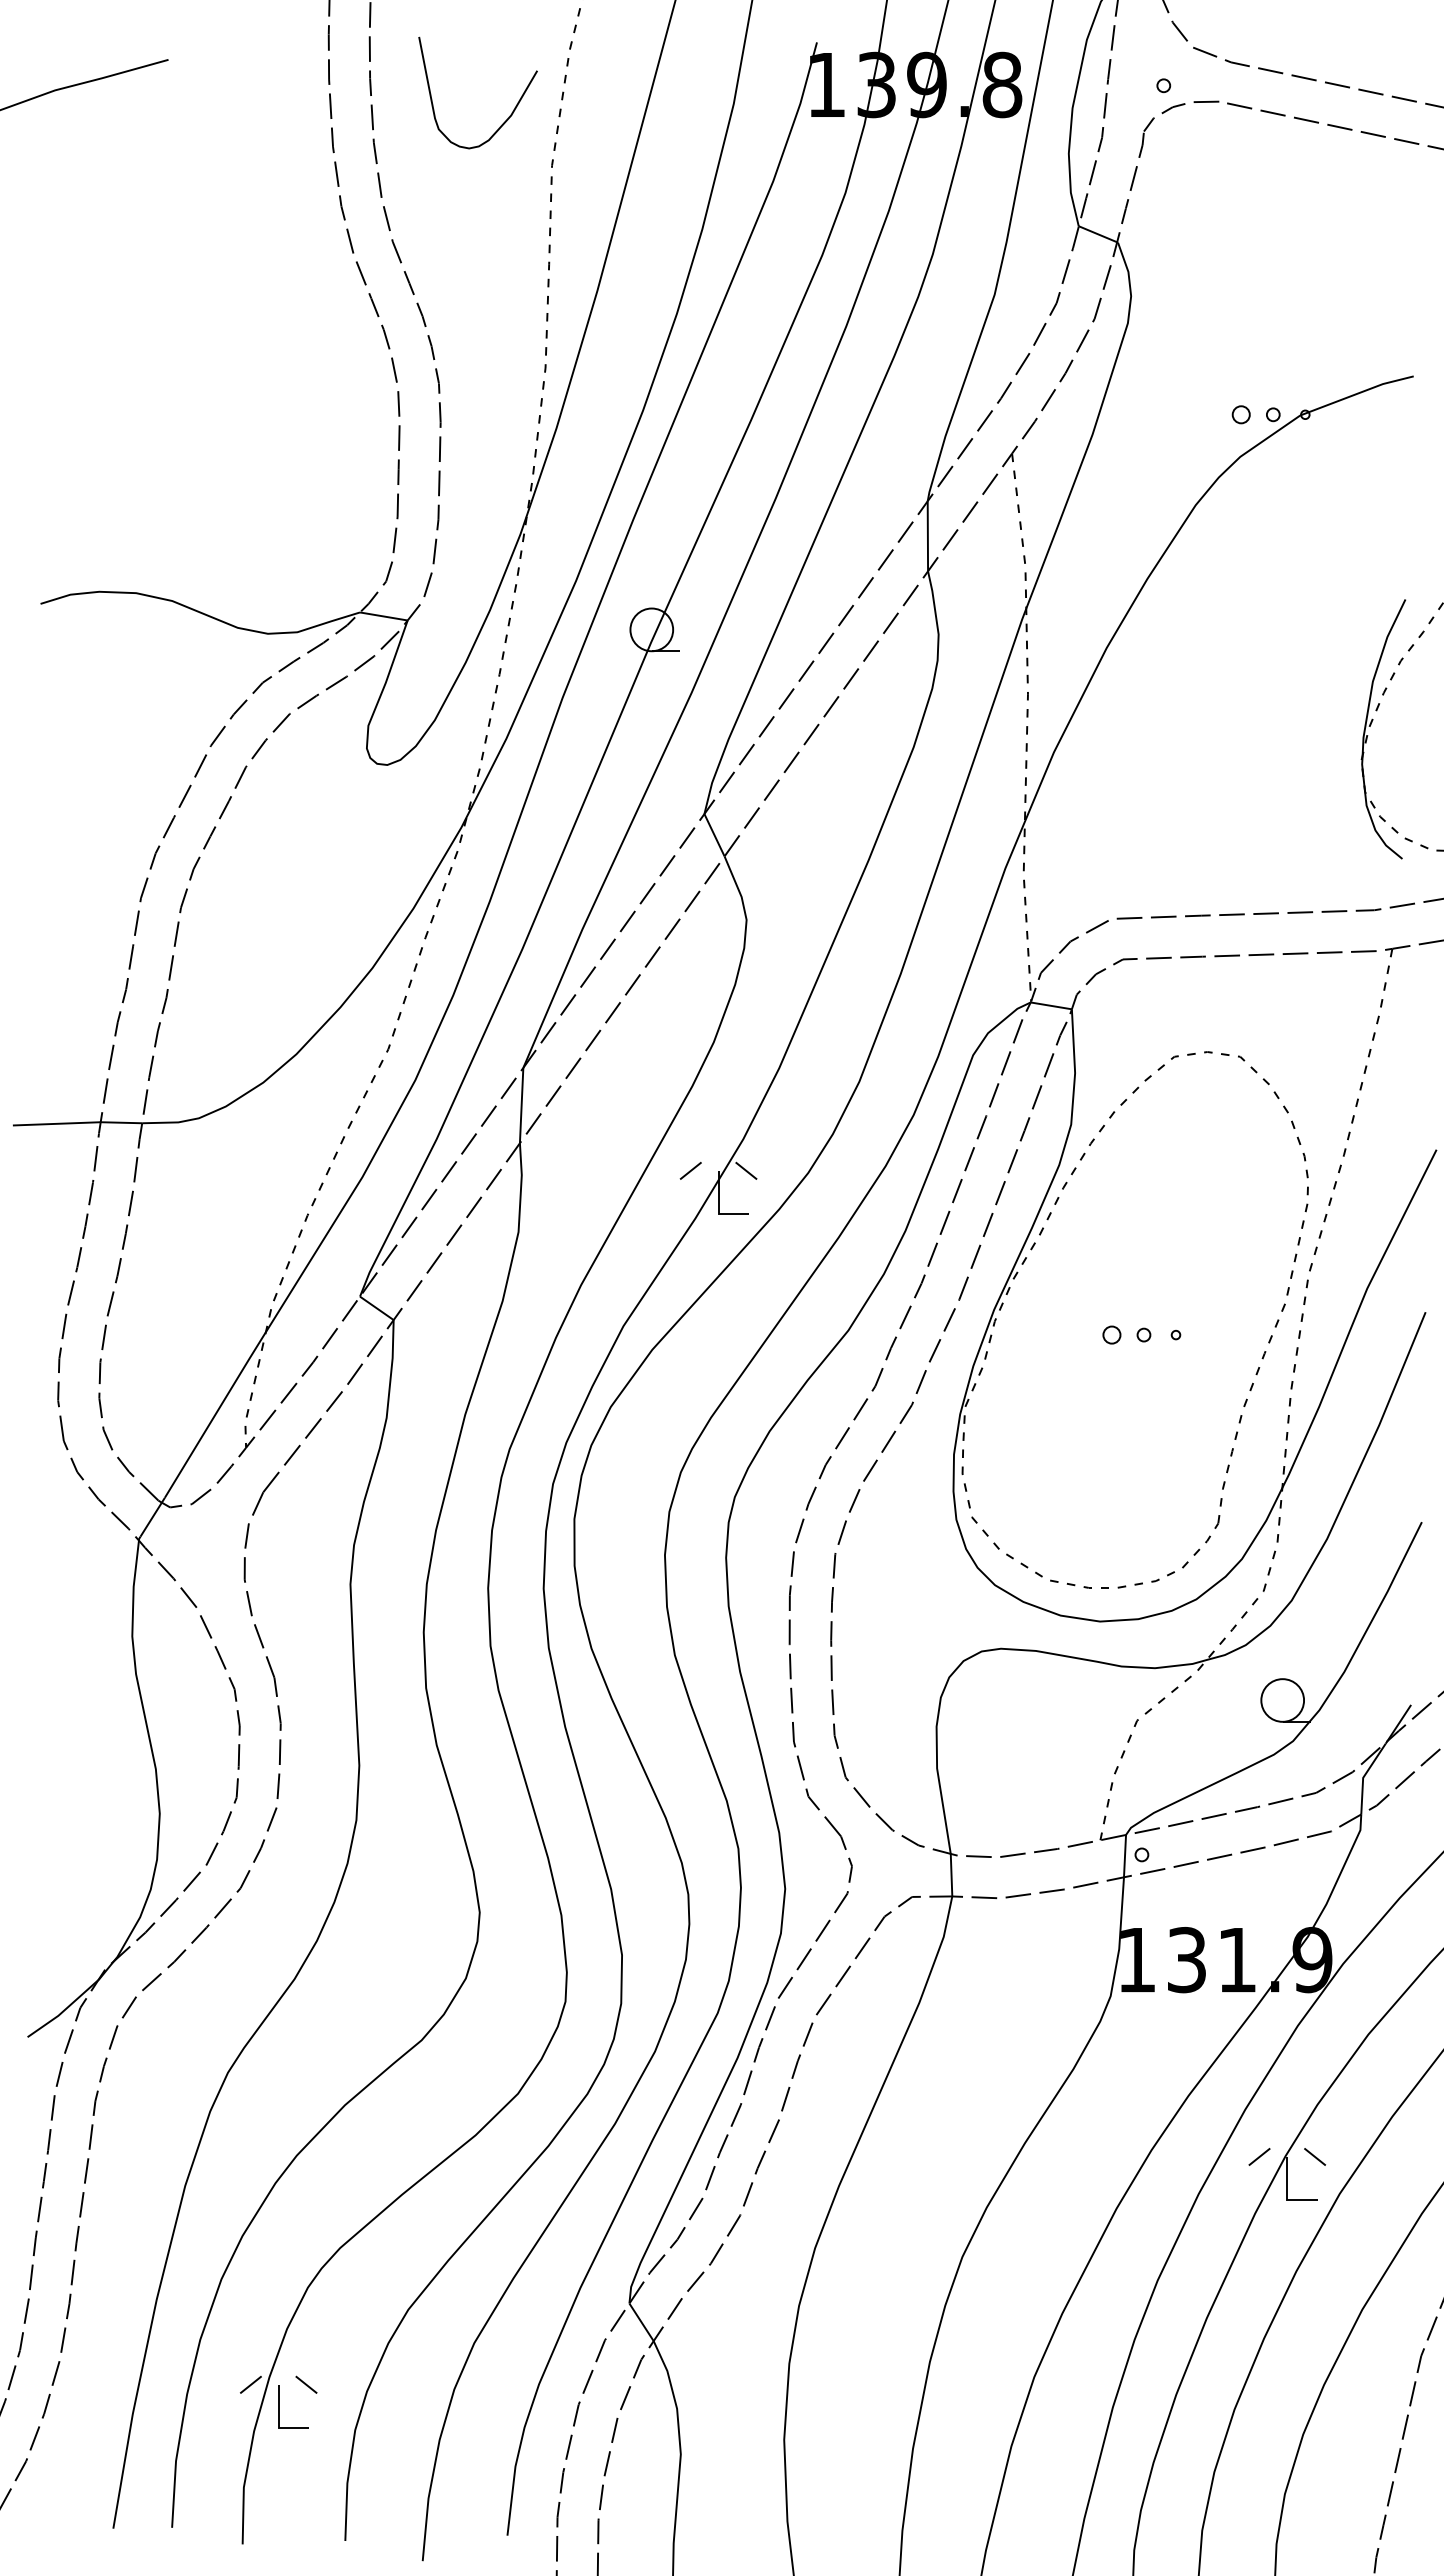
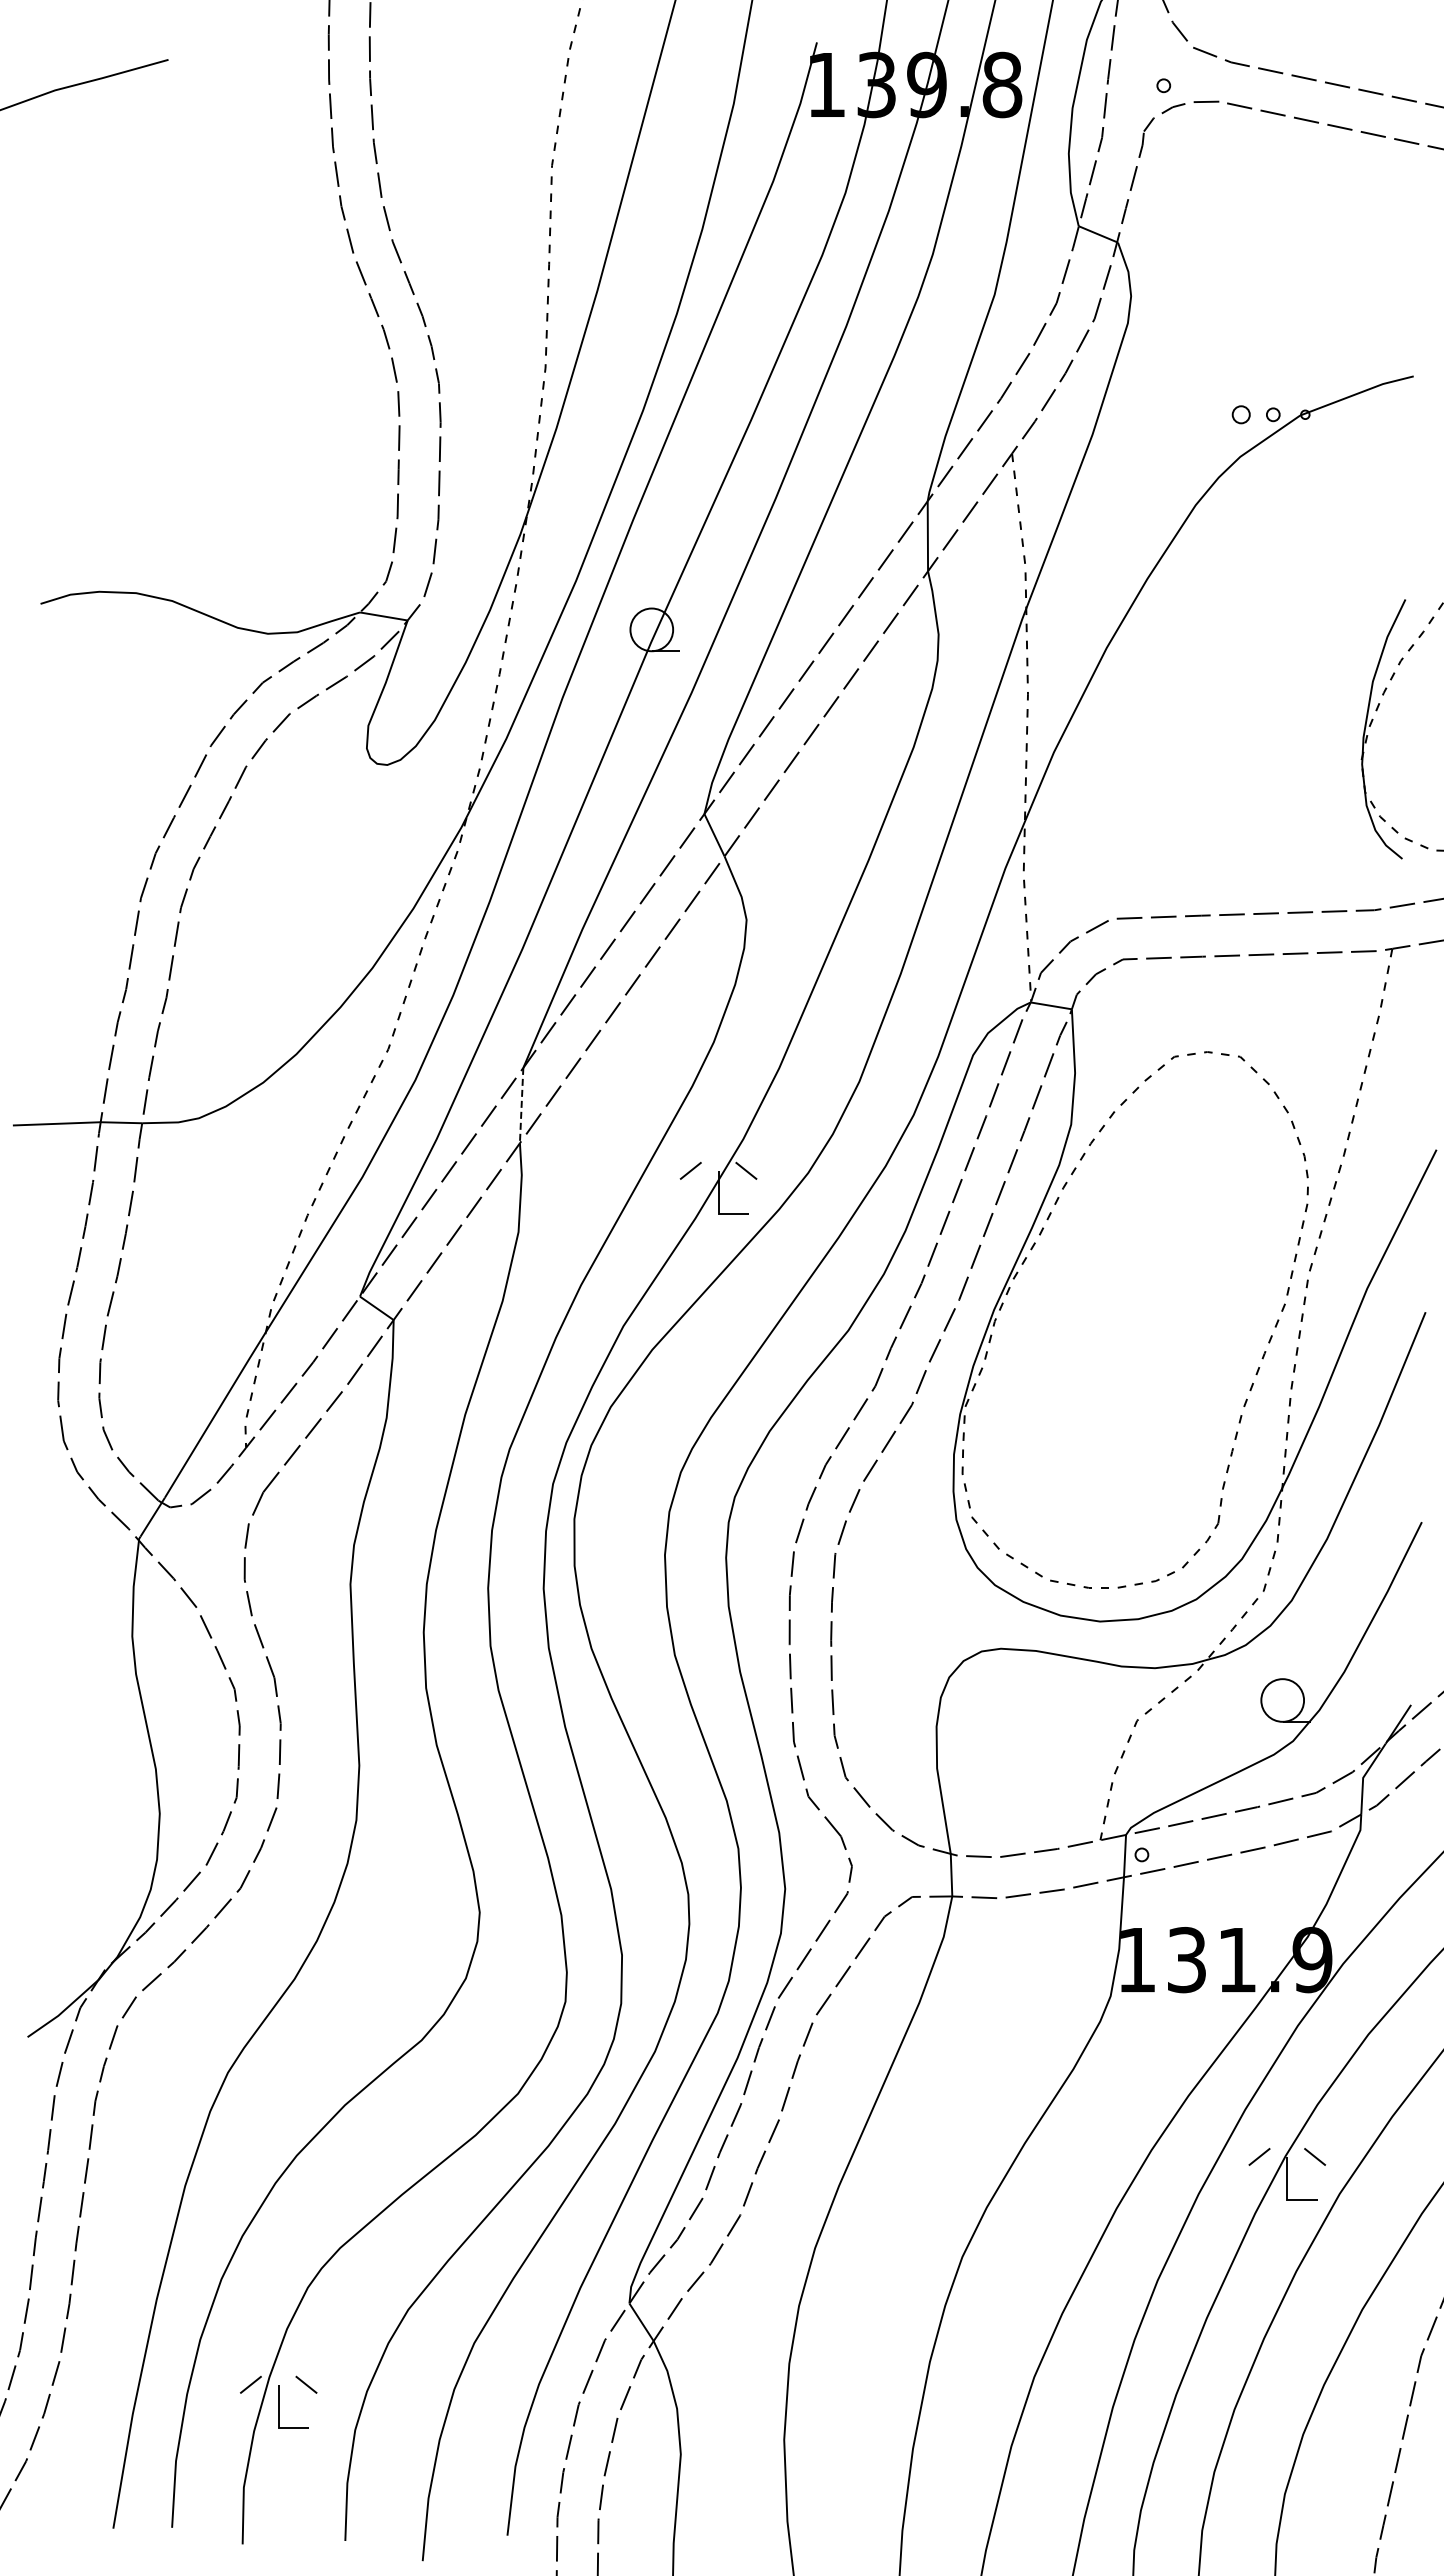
curve: present -> none (509, 115)
line: solid -> dashed (521, 1105)
part: present -> none (1141, 1334)
